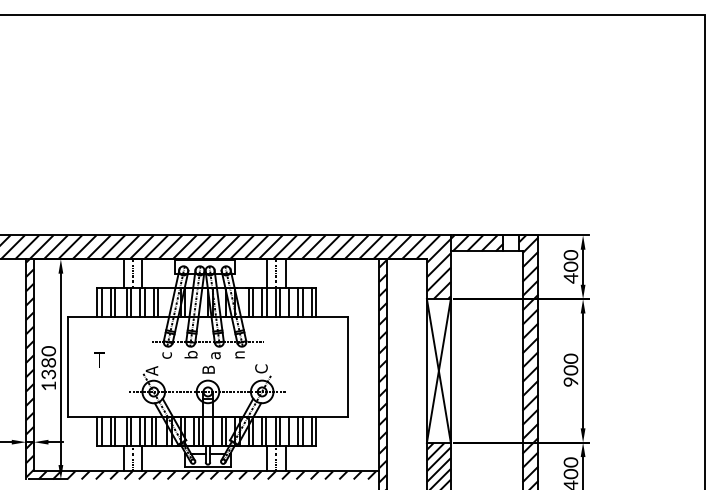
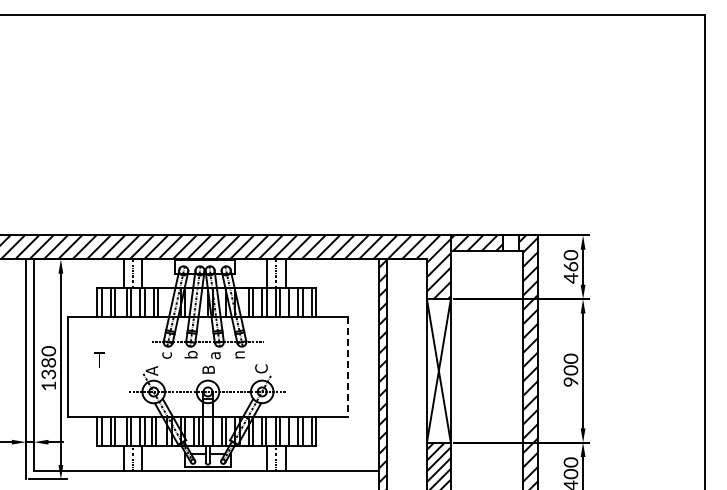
text: 400 -> 460 (570, 266)
line: solid -> dashed (347, 367)
hatch: present -> none (200, 369)
